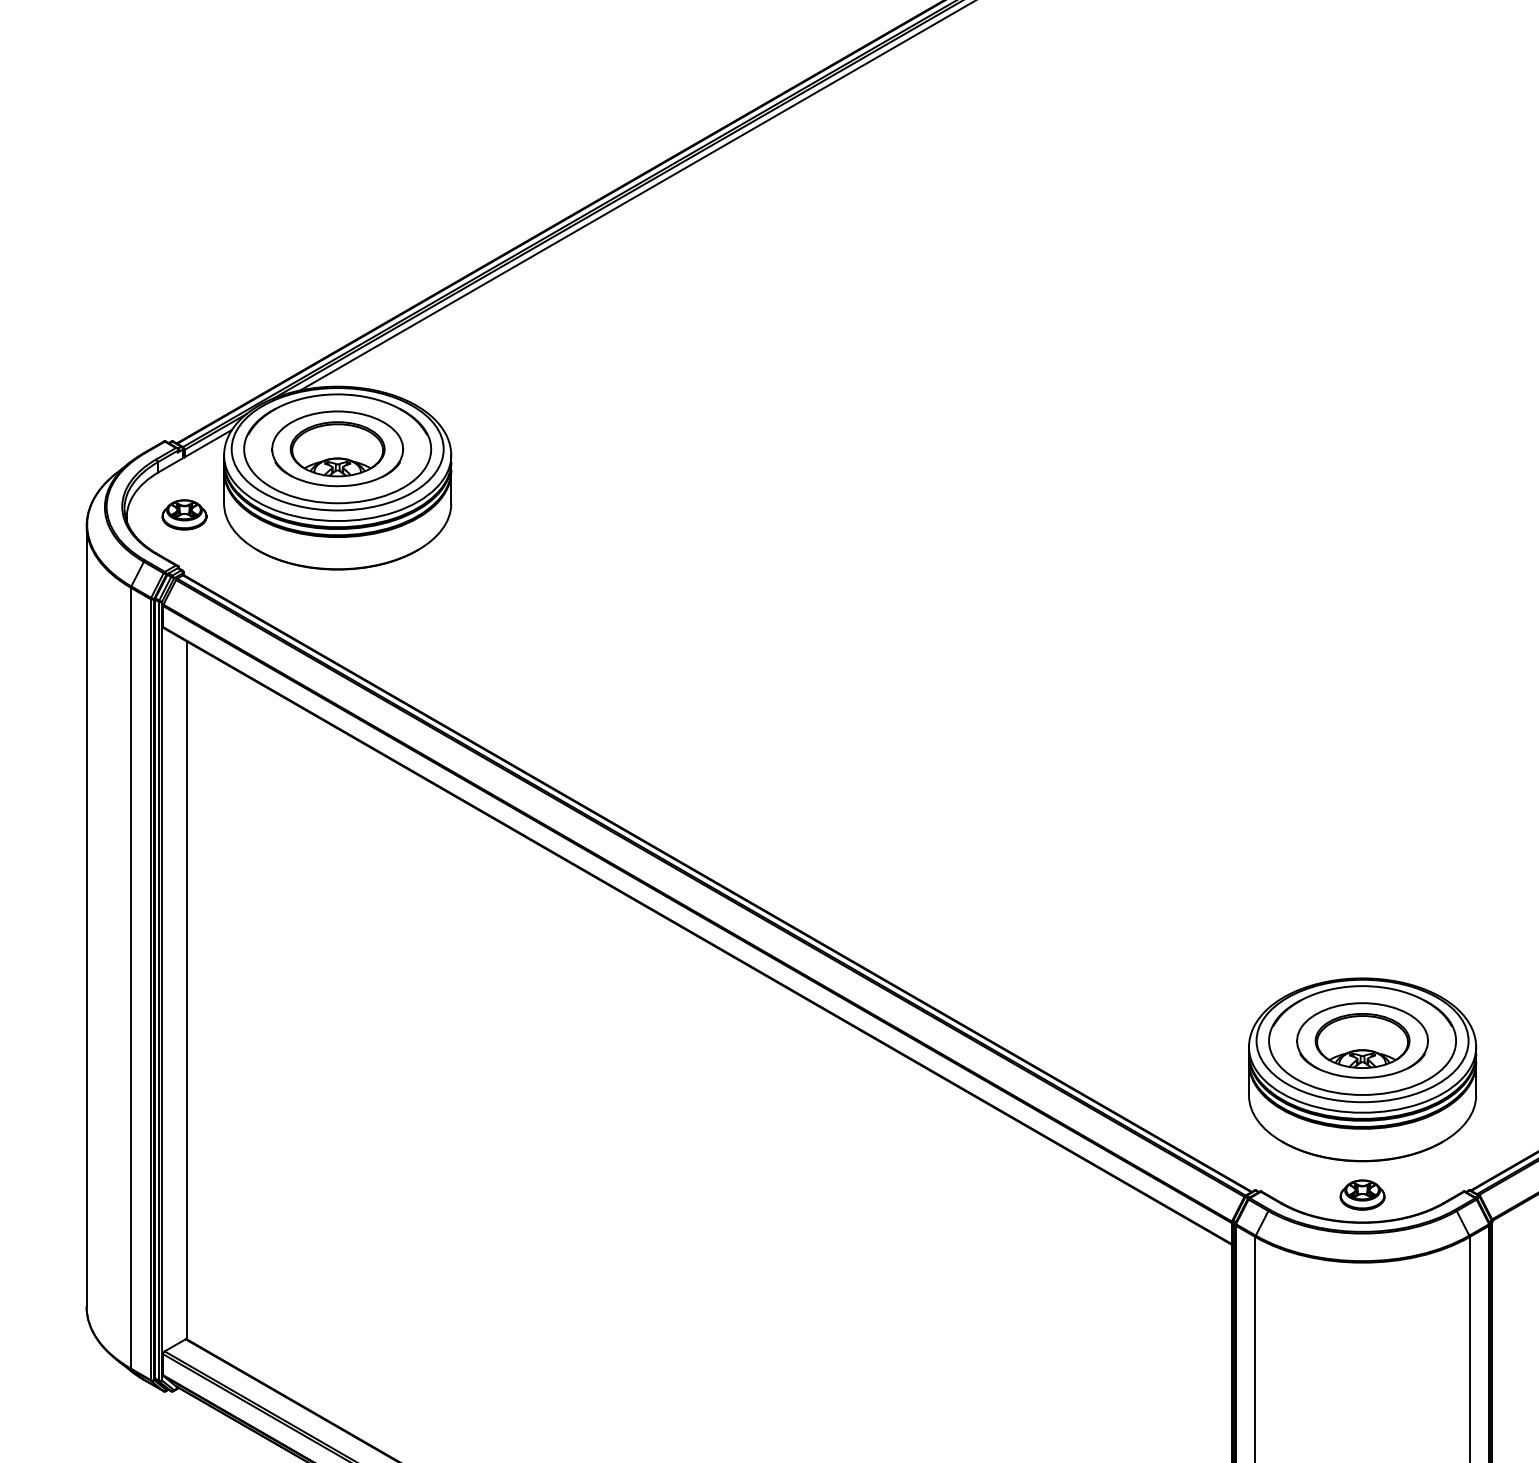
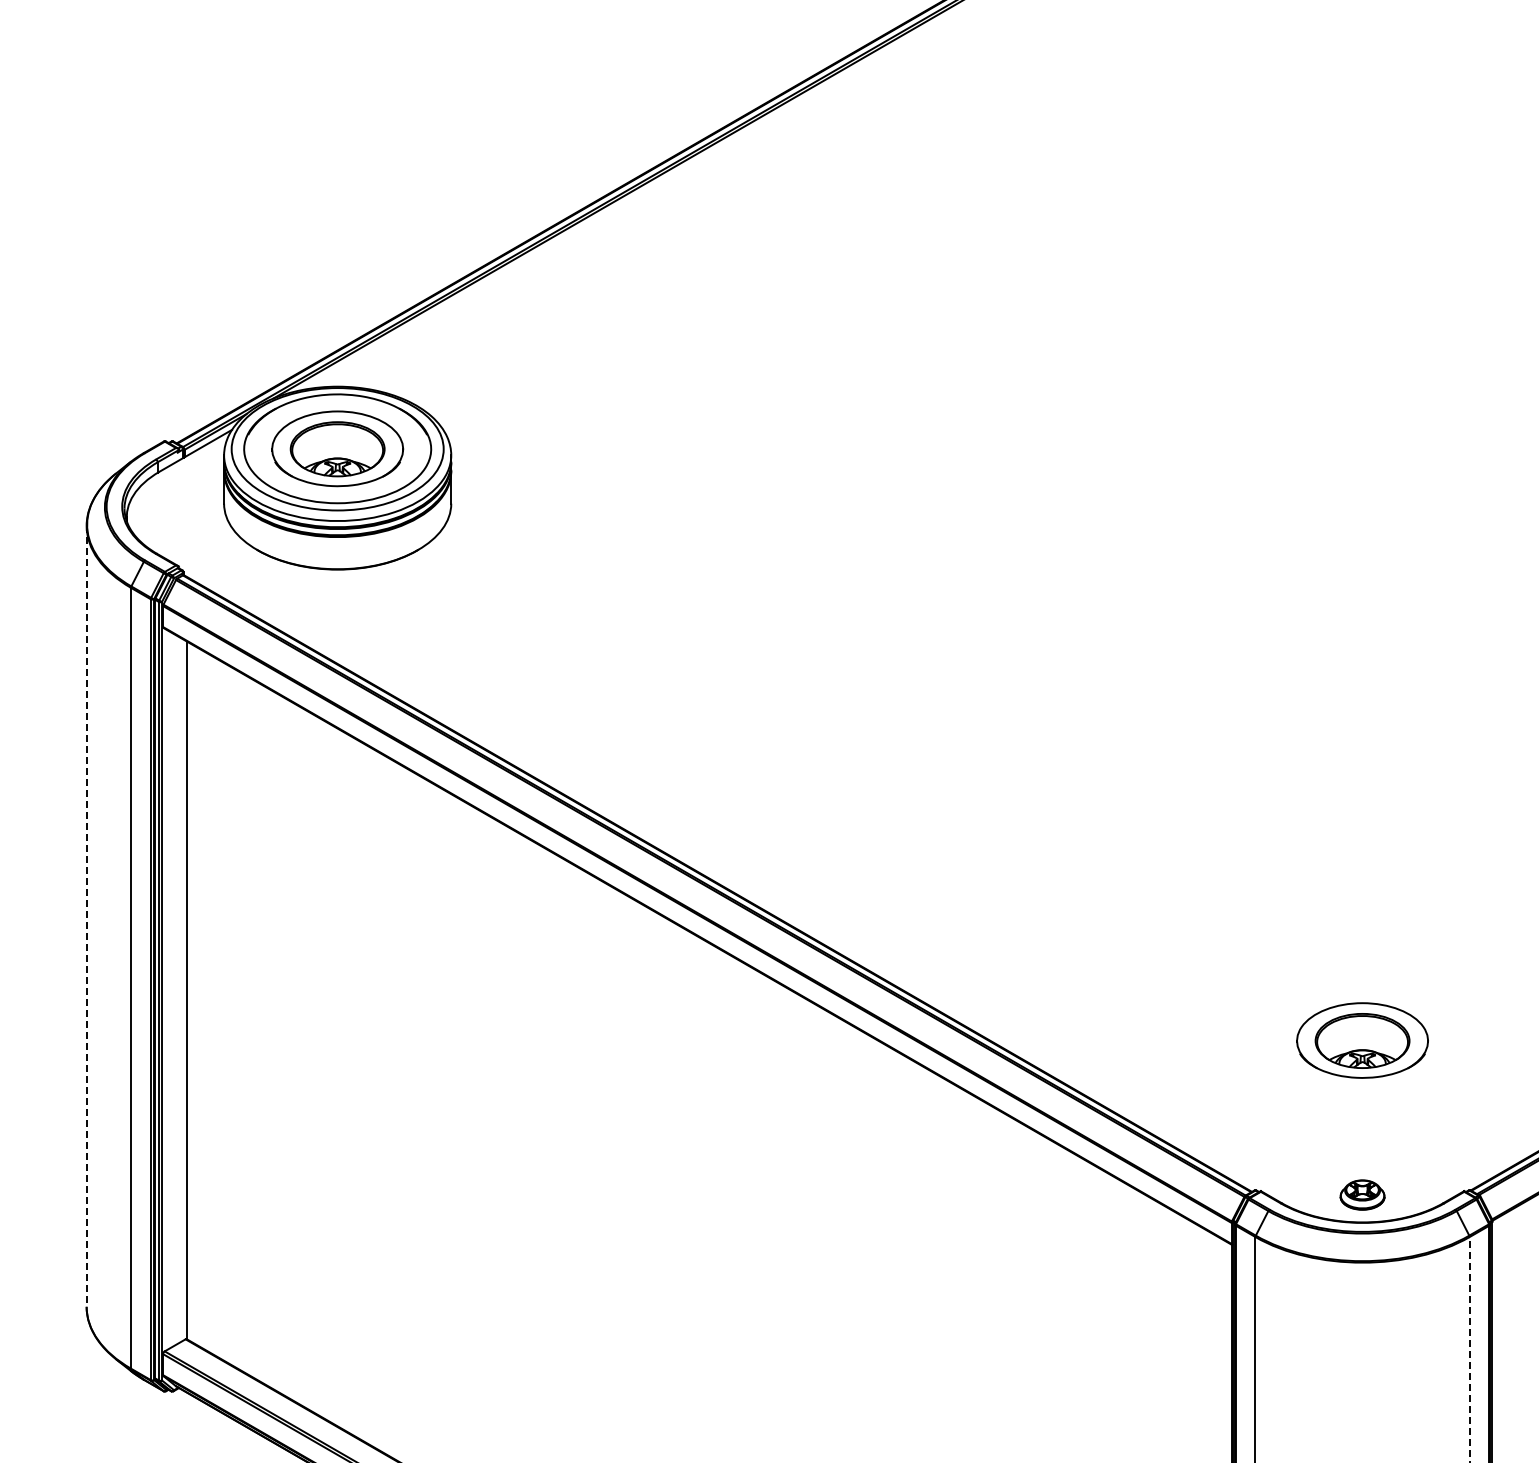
line: present -> none (636, 196)
part: present -> none (184, 514)
line: solid -> dashed (86, 916)
part: present -> none (1362, 1069)
line: solid -> dashed (1469, 1349)
